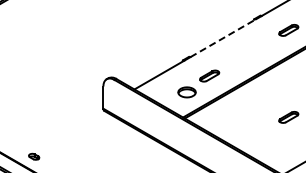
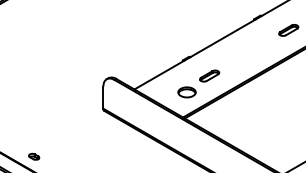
line: dashed -> solid (223, 38)
part: present -> none (288, 117)
